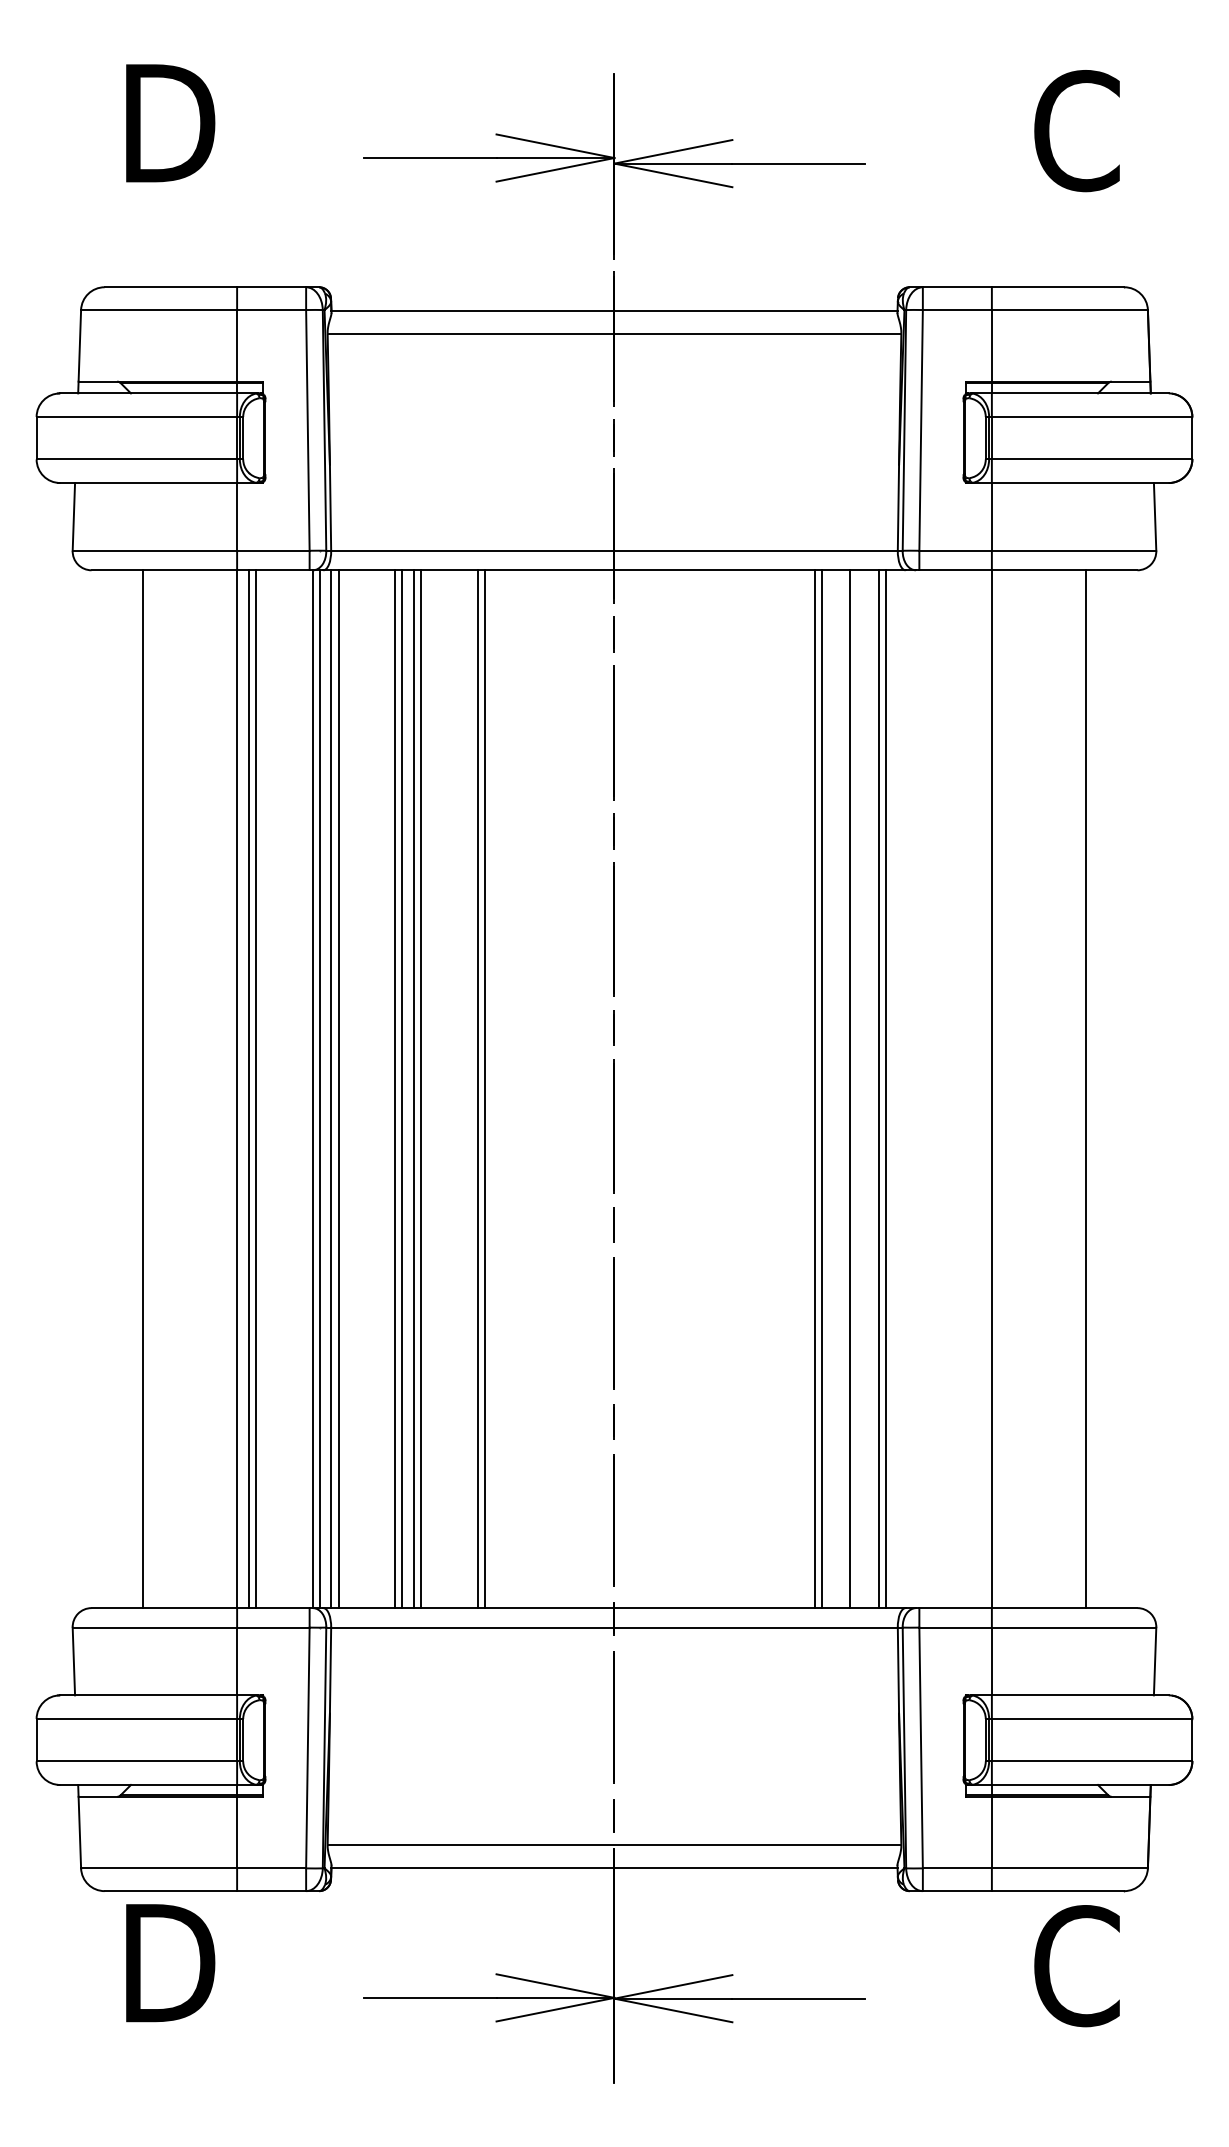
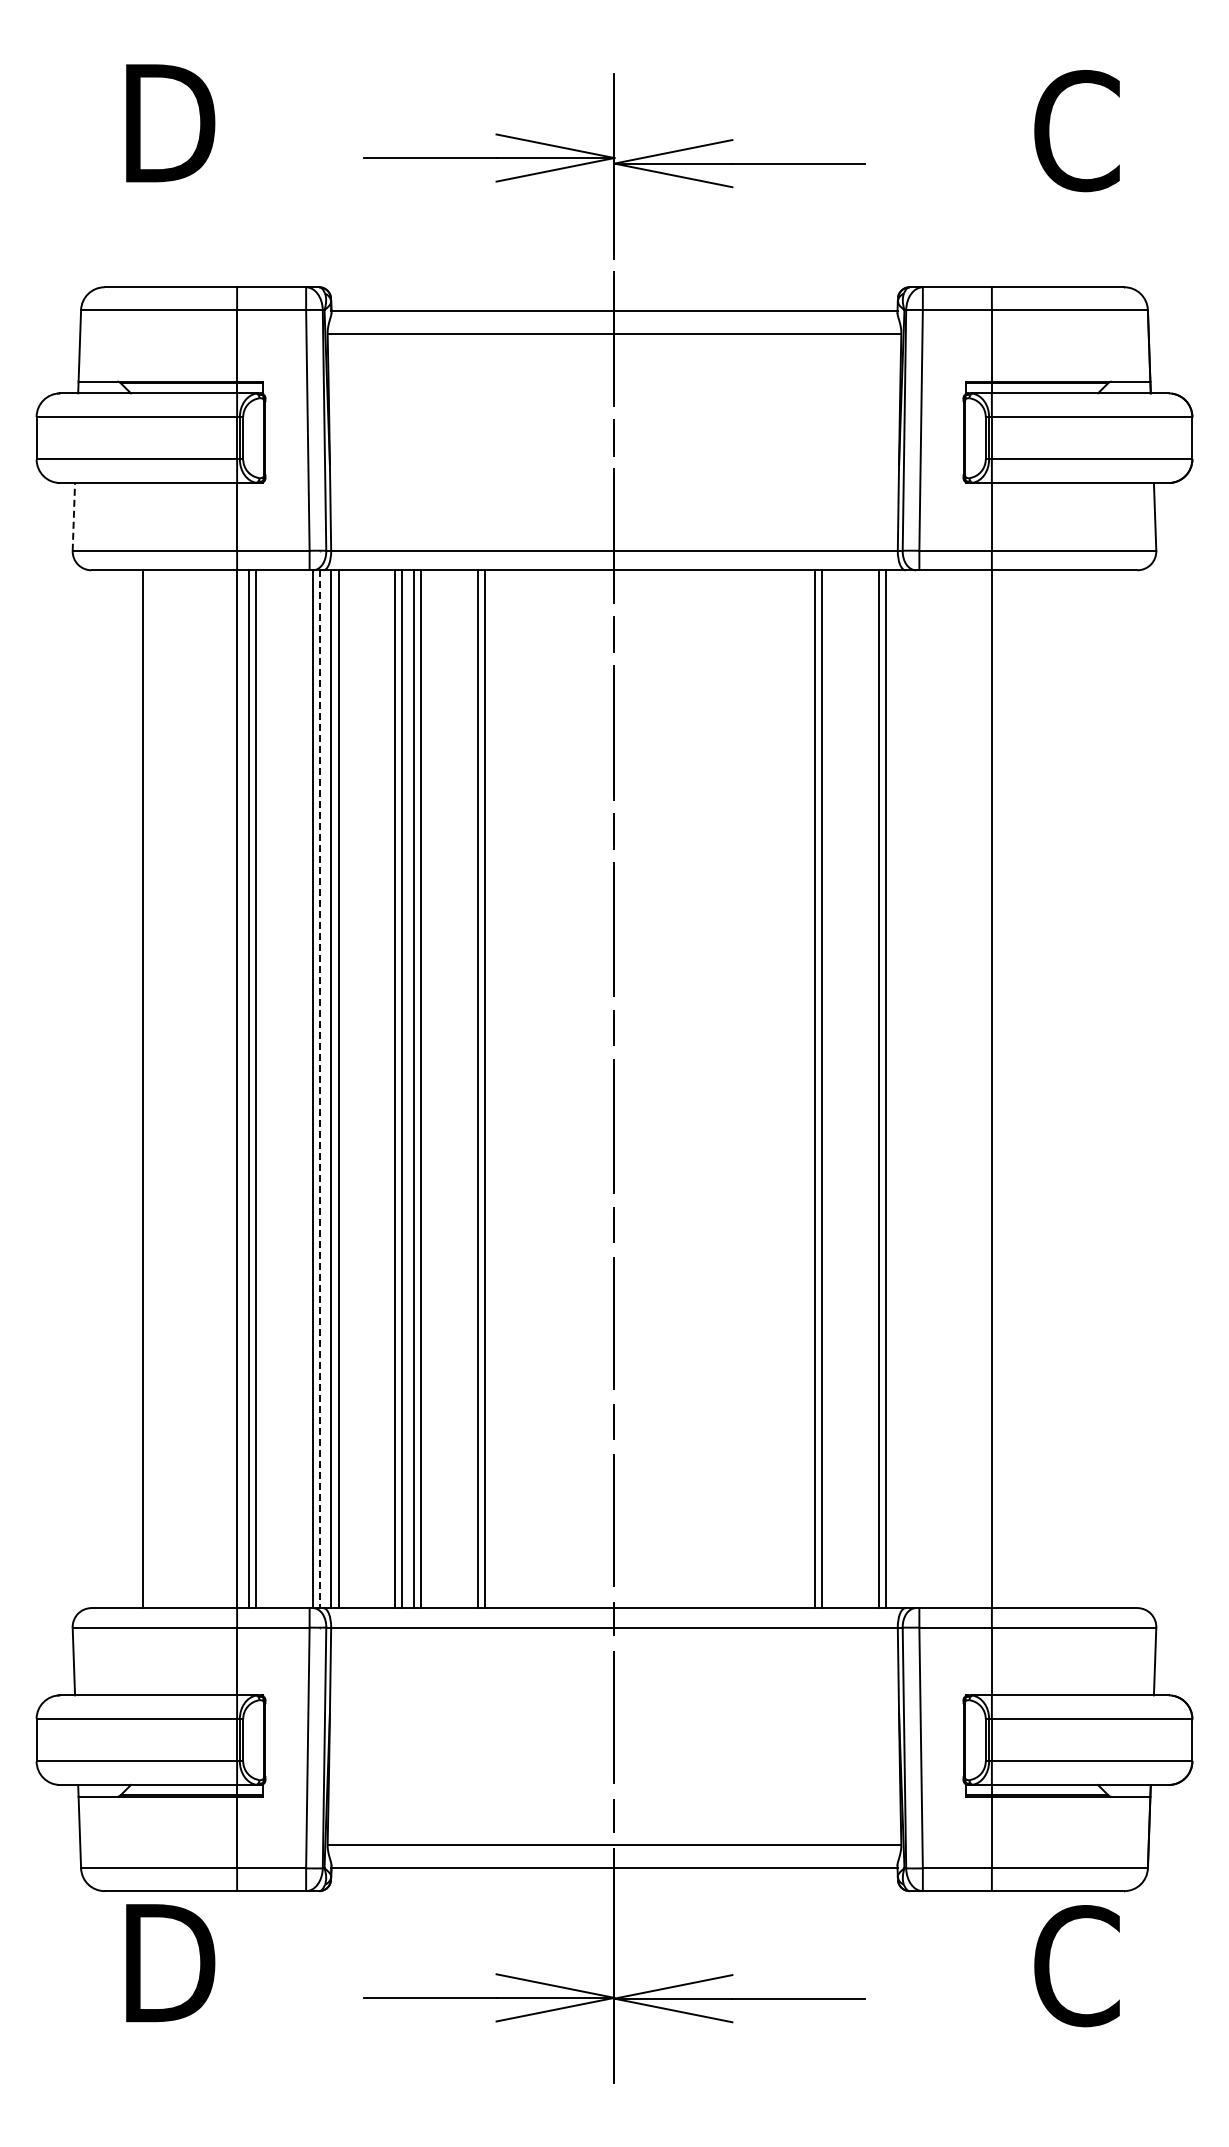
line: solid -> dashed (73, 516)
line: solid -> dashed (319, 1089)
line: present -> none (850, 1089)
line: present -> none (1086, 1089)
